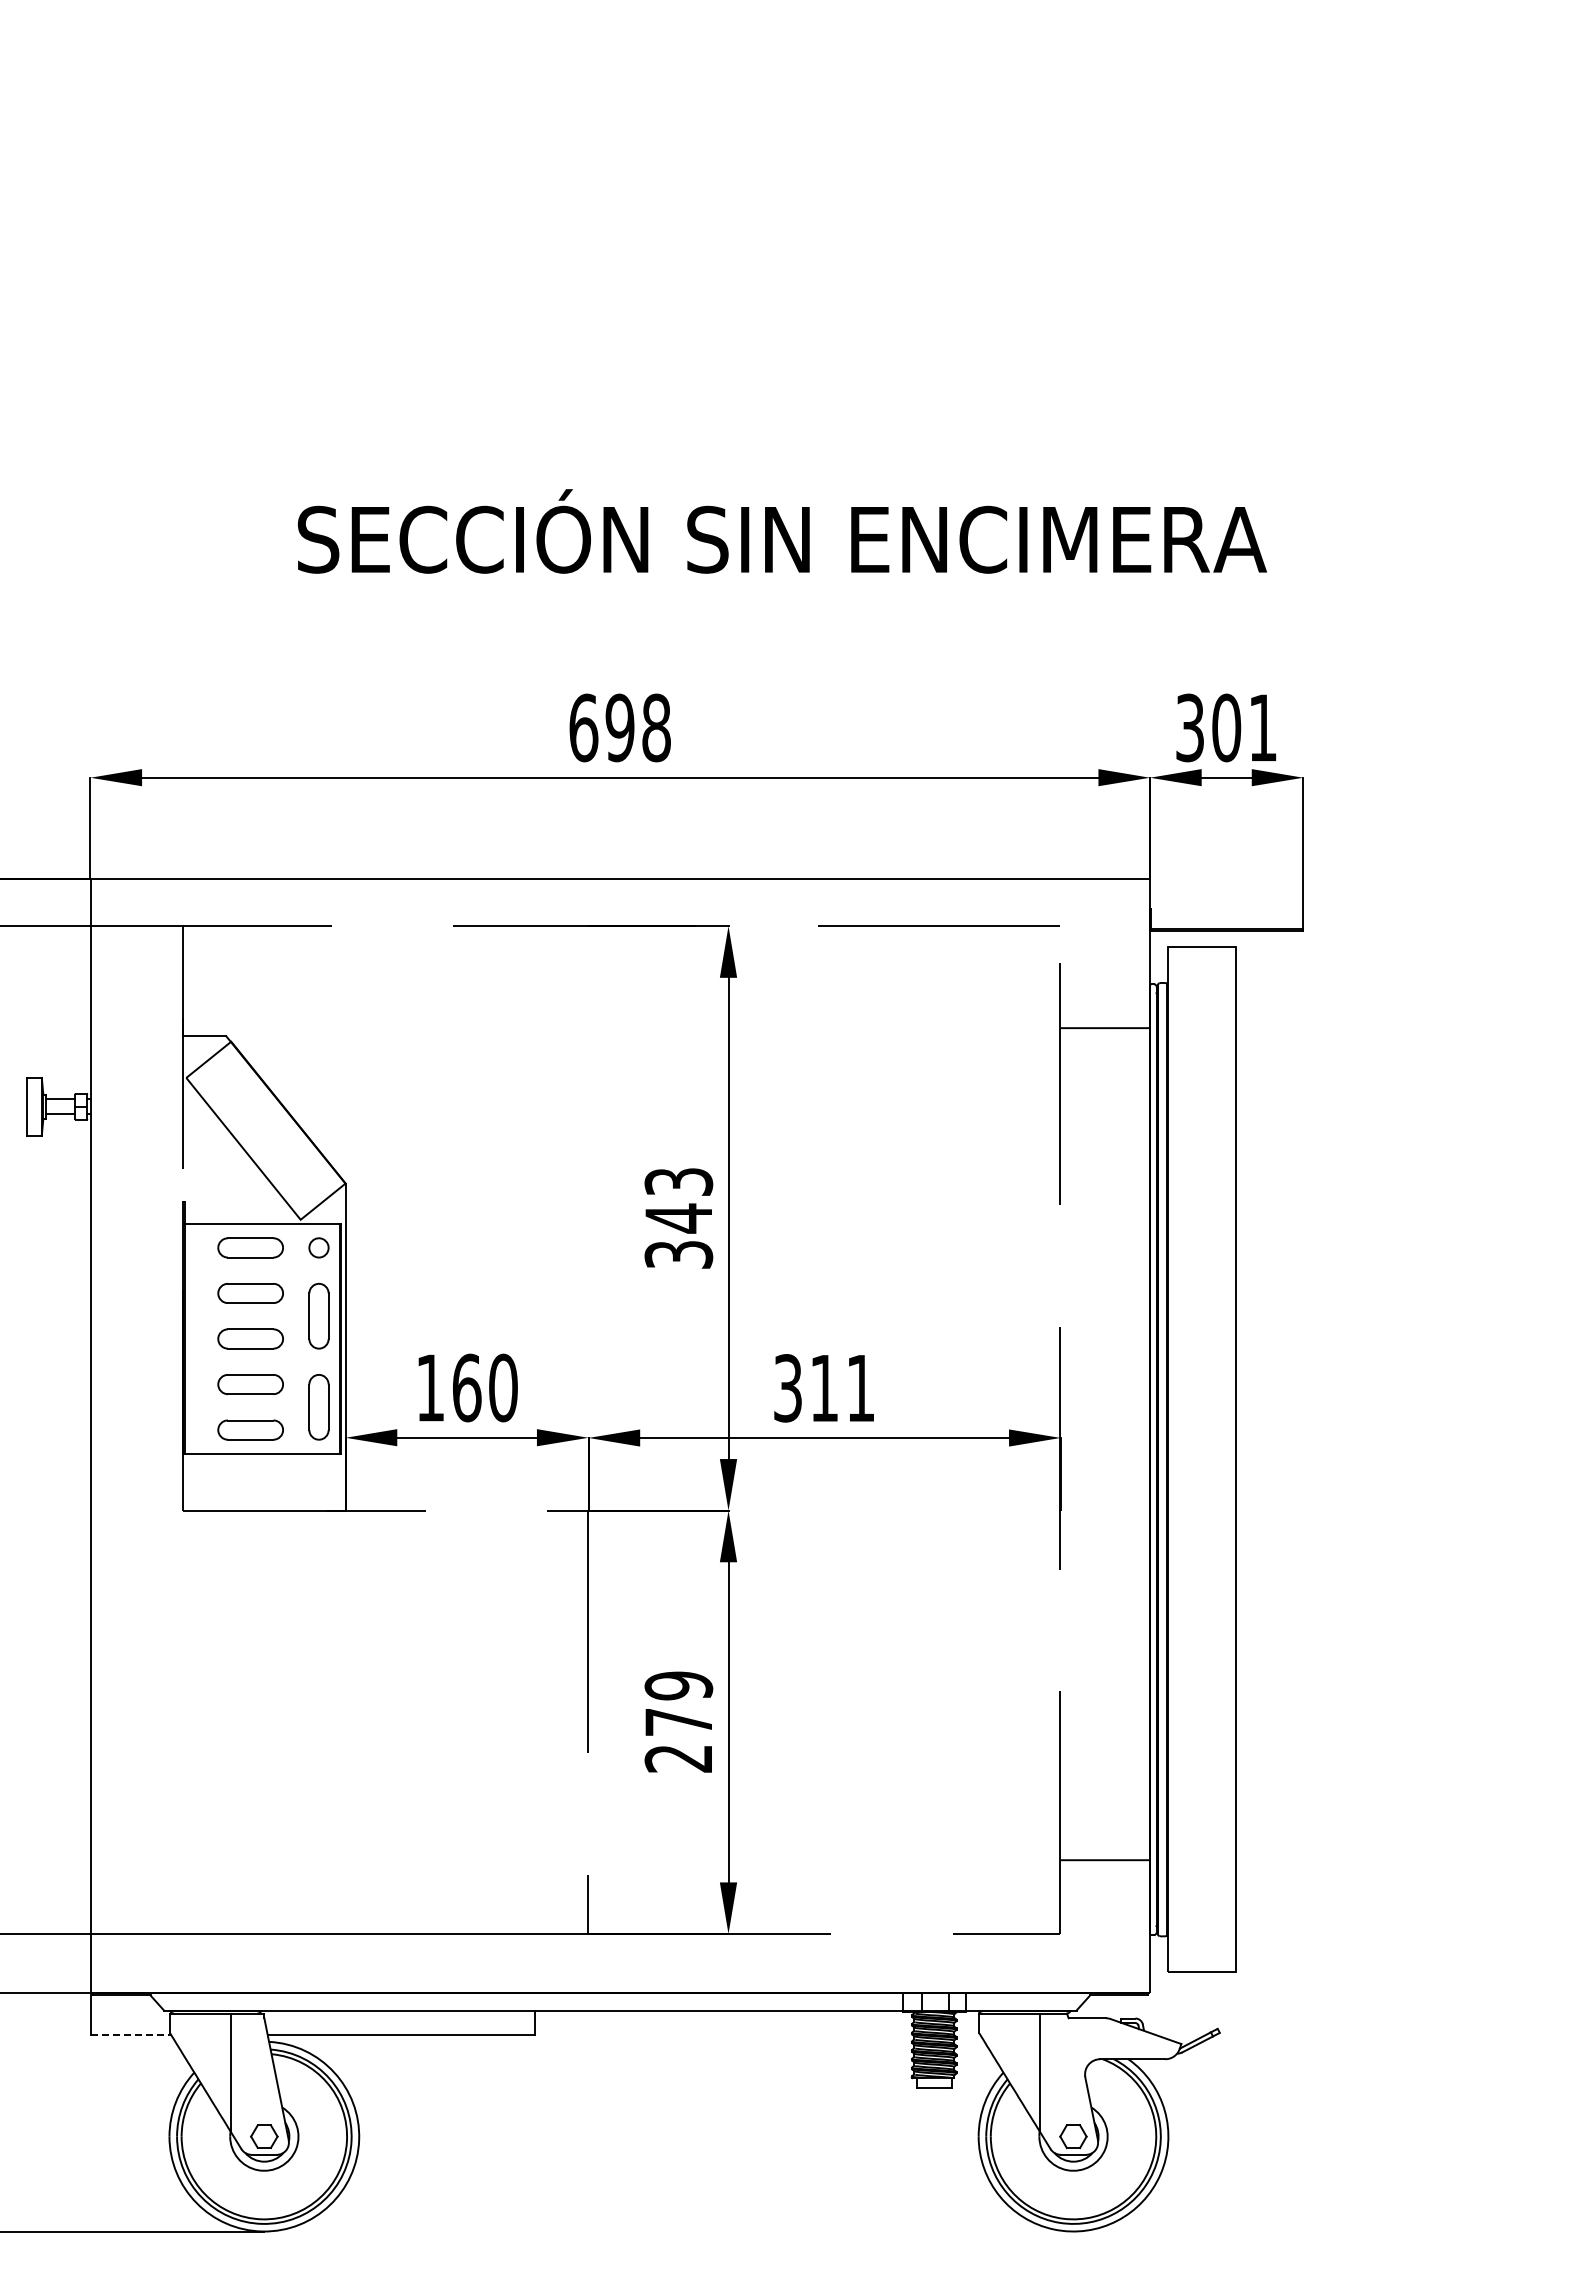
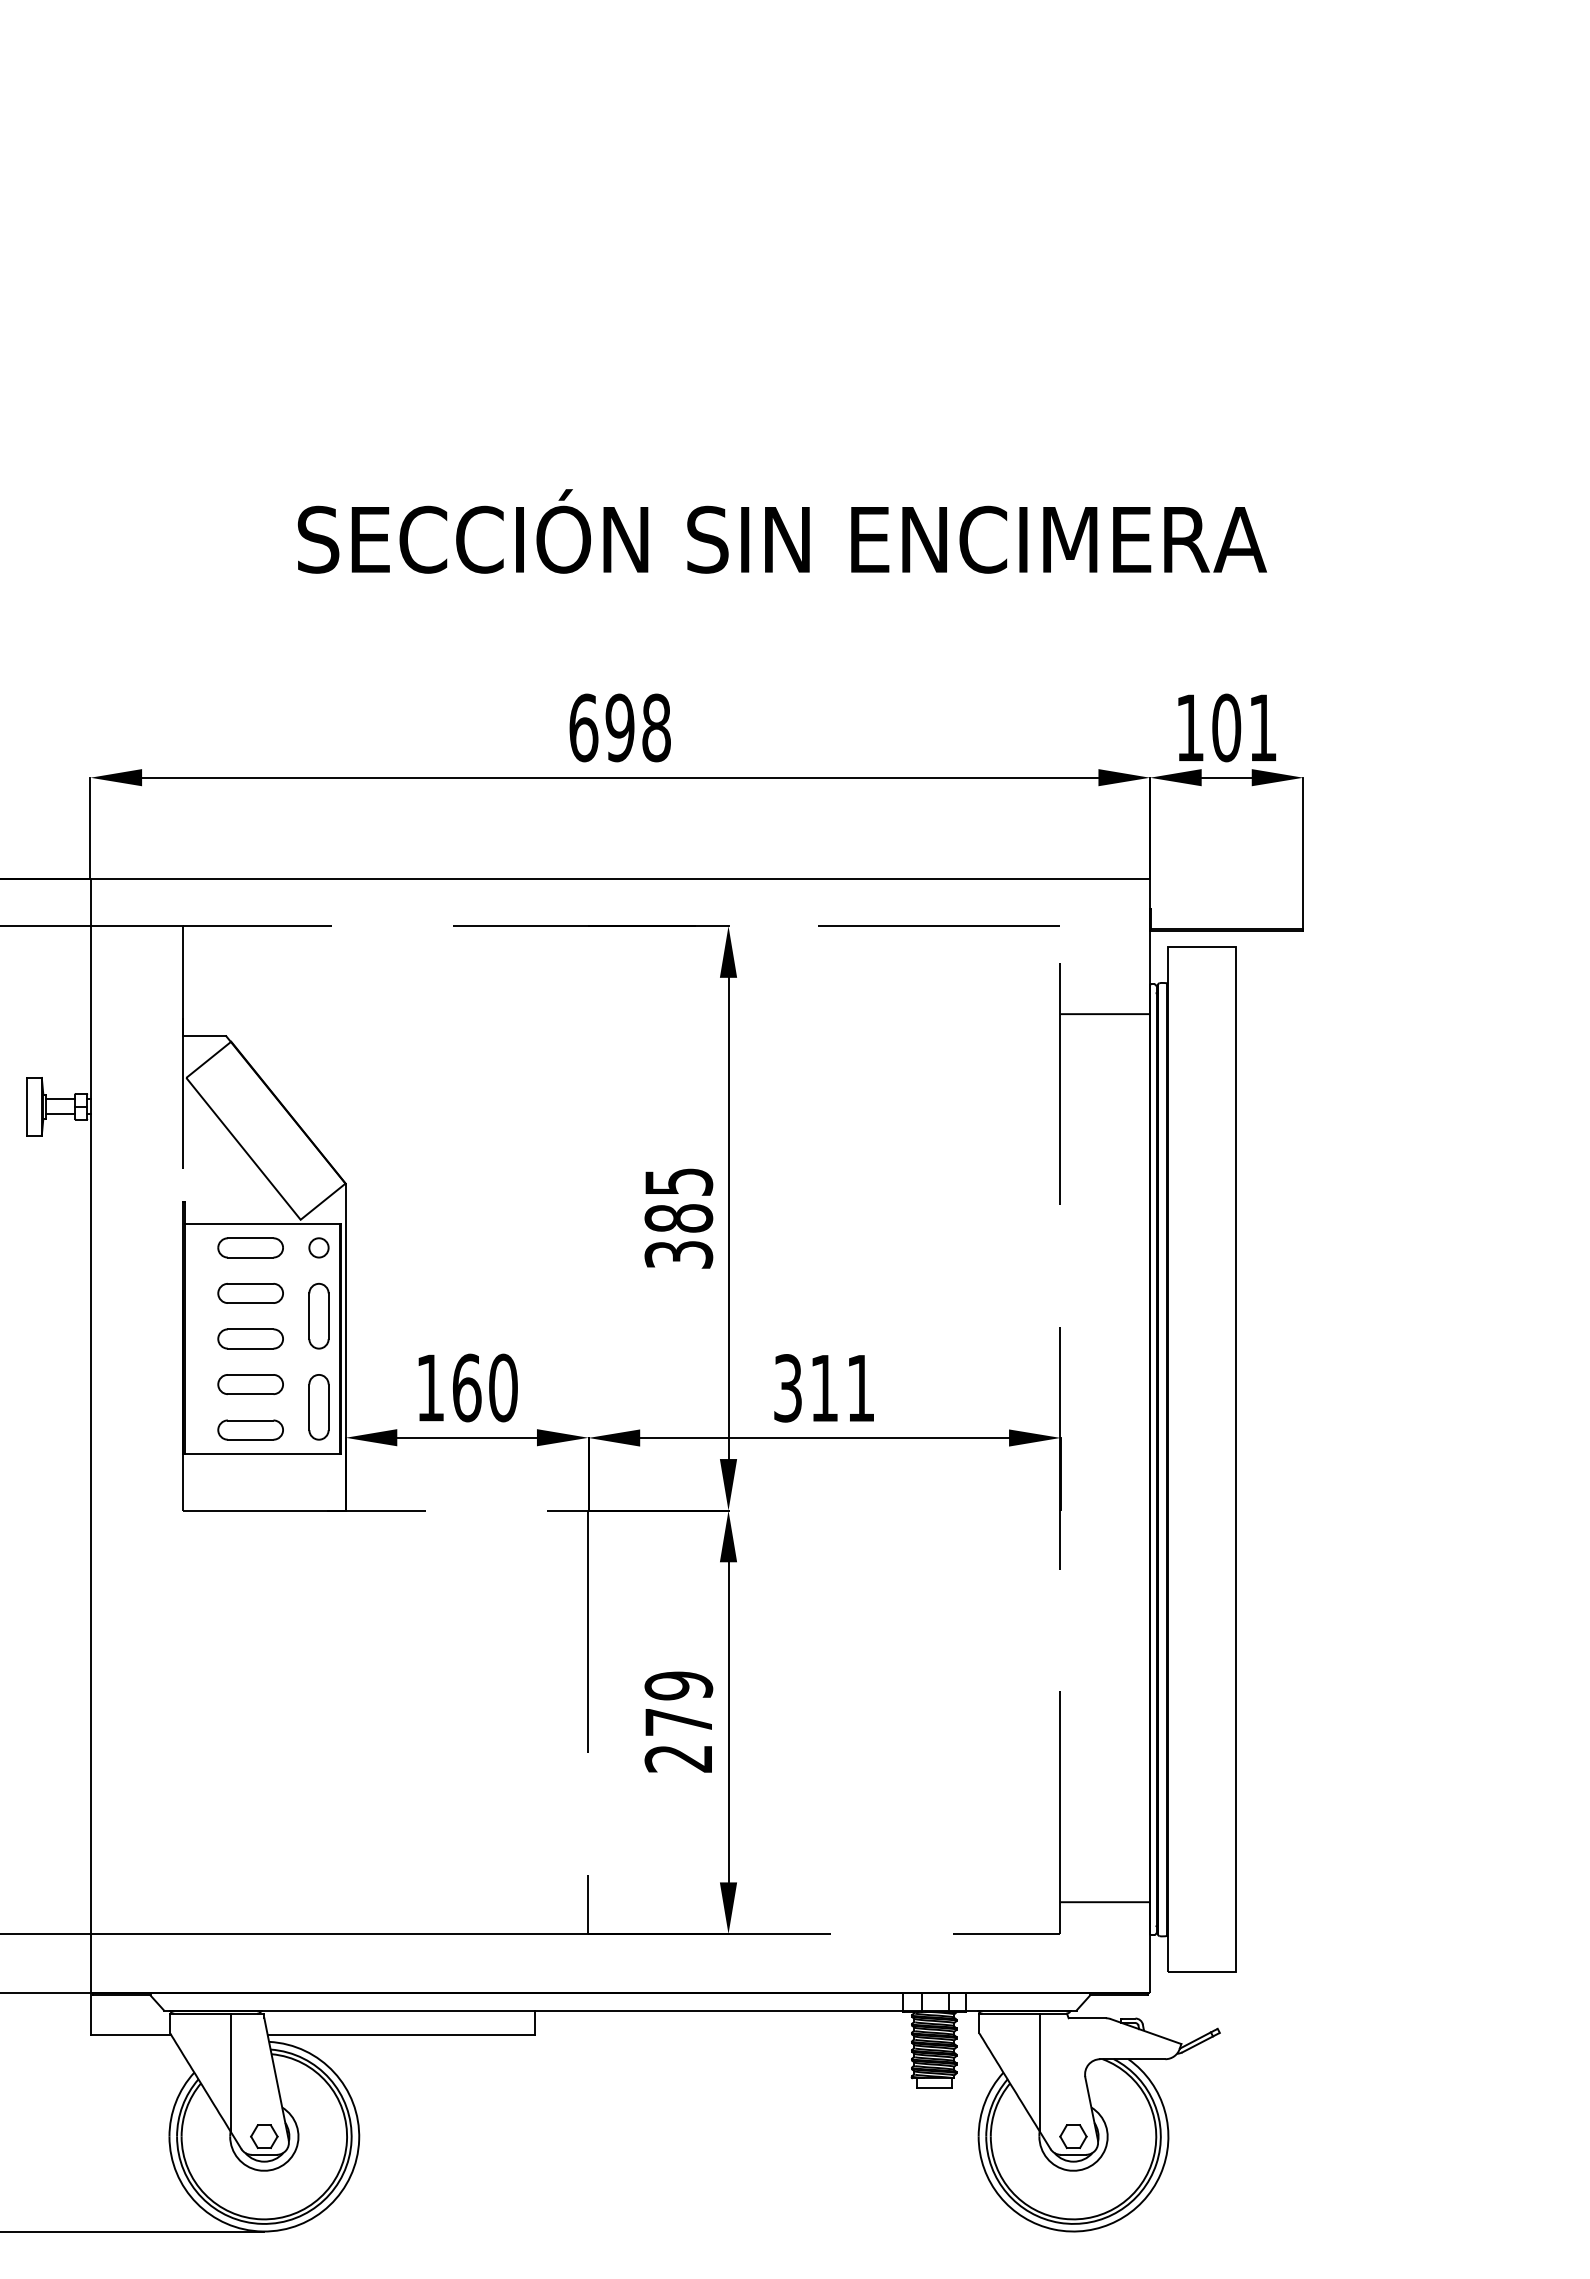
text: 301 -> 101 (1189, 727)
line position: (1105, 1028) -> (1105, 1014) (1105, 1014)
text: 343 -> 385 (678, 1200)
line position: (1105, 1860) -> (1105, 1902) (1105, 1902)
line: dashed -> solid (131, 2035)
